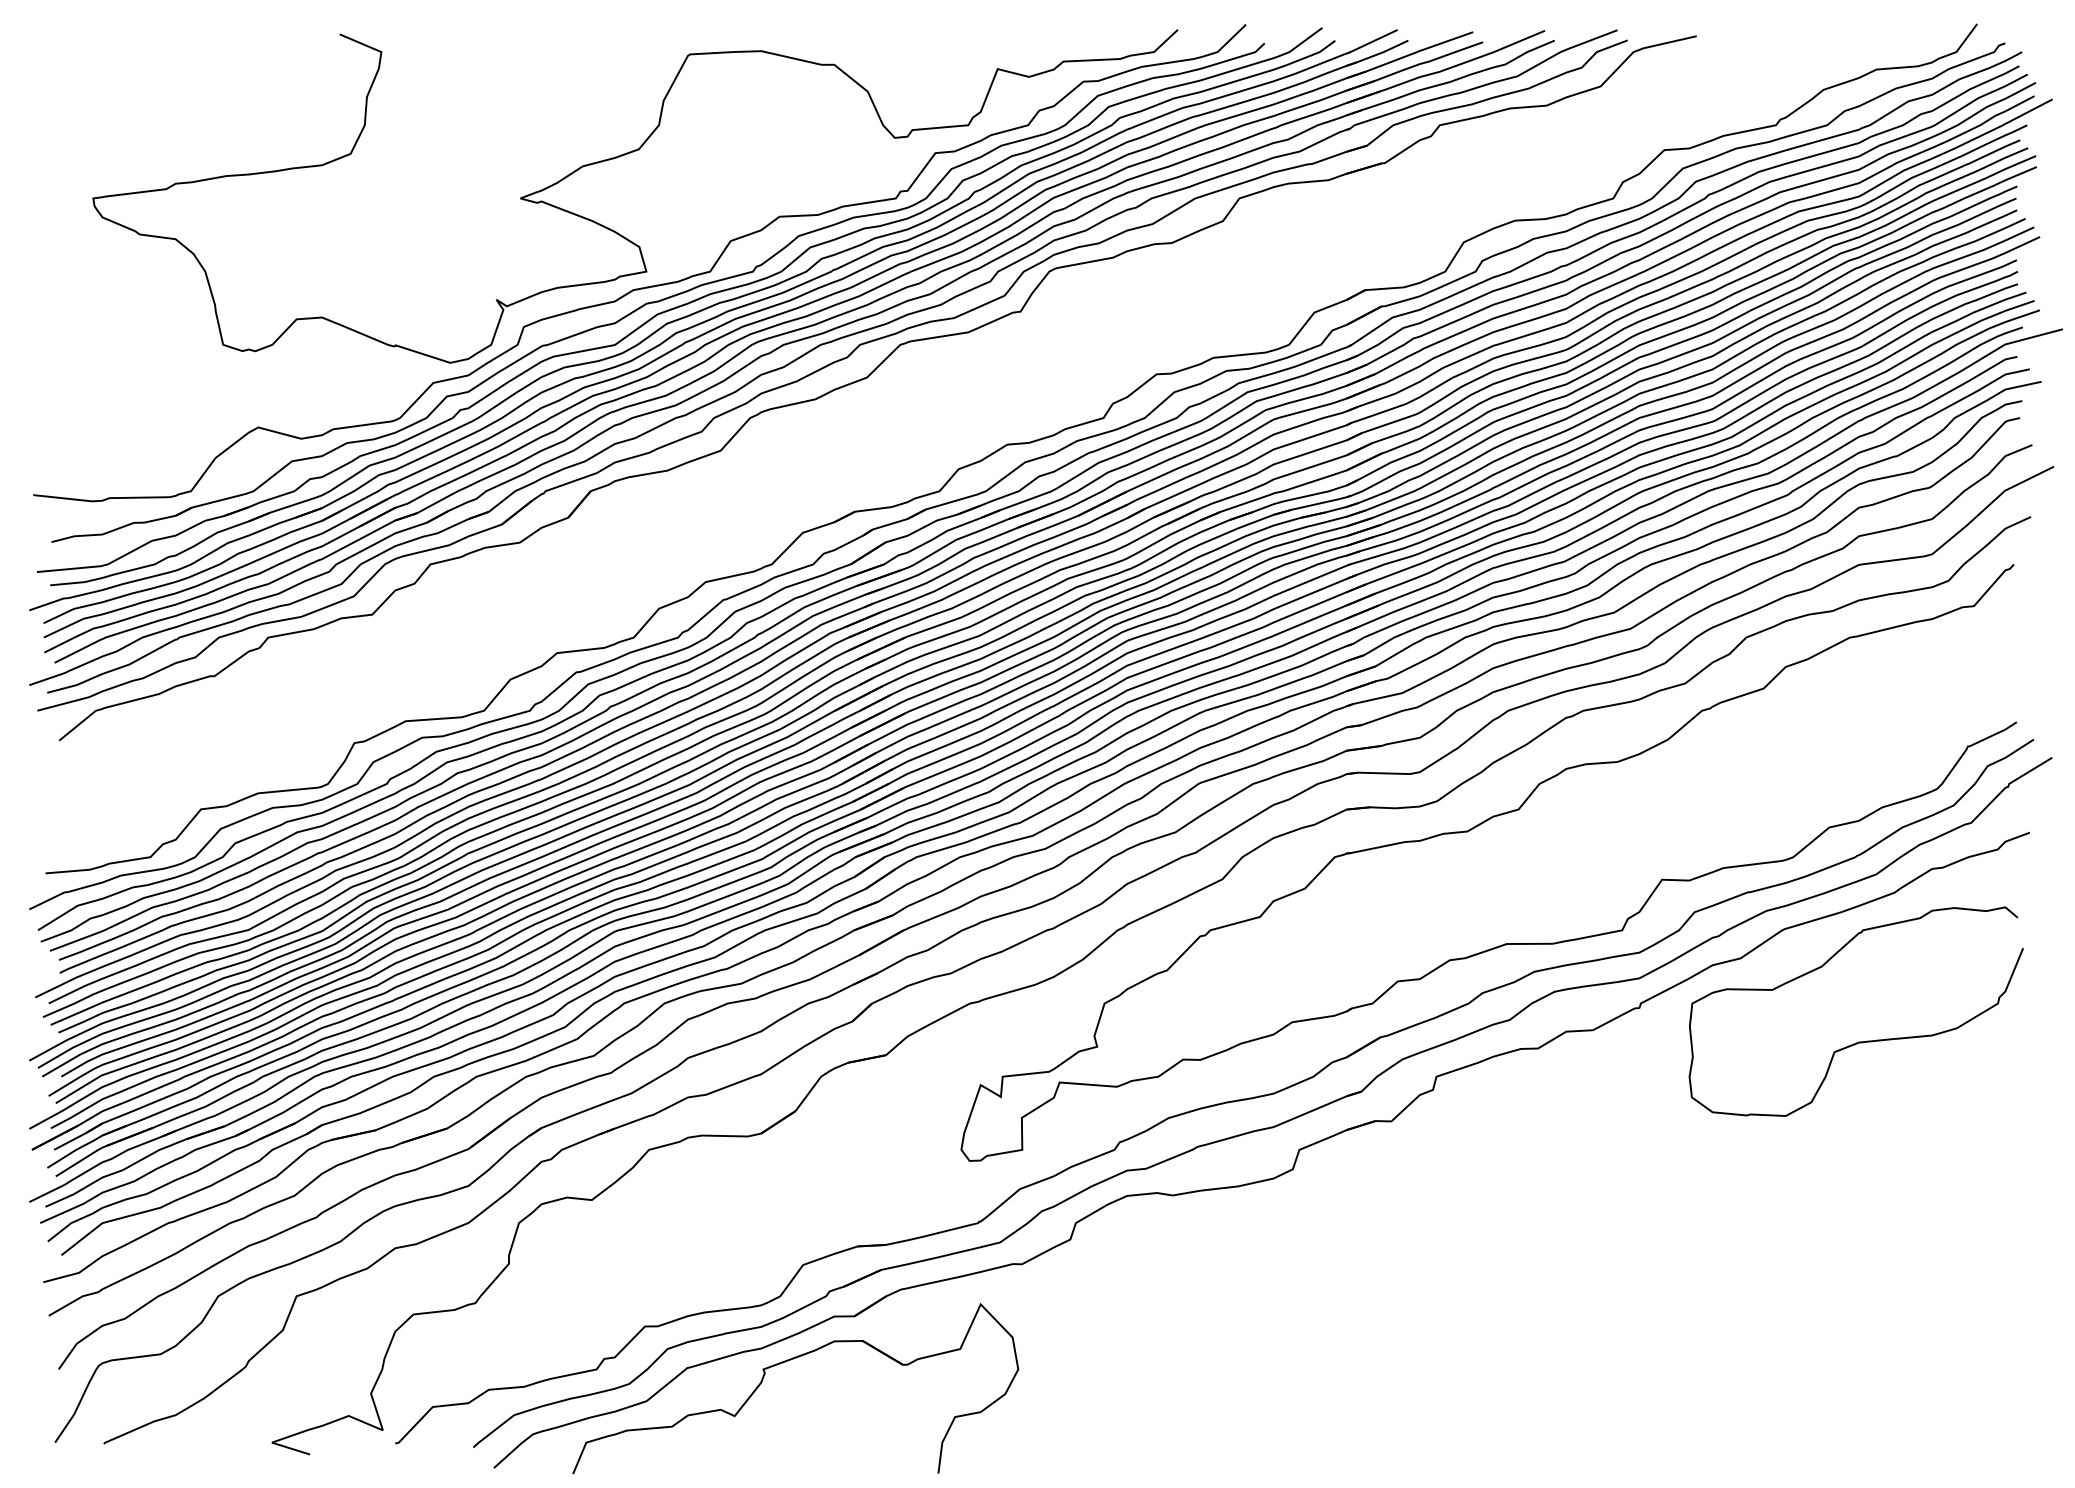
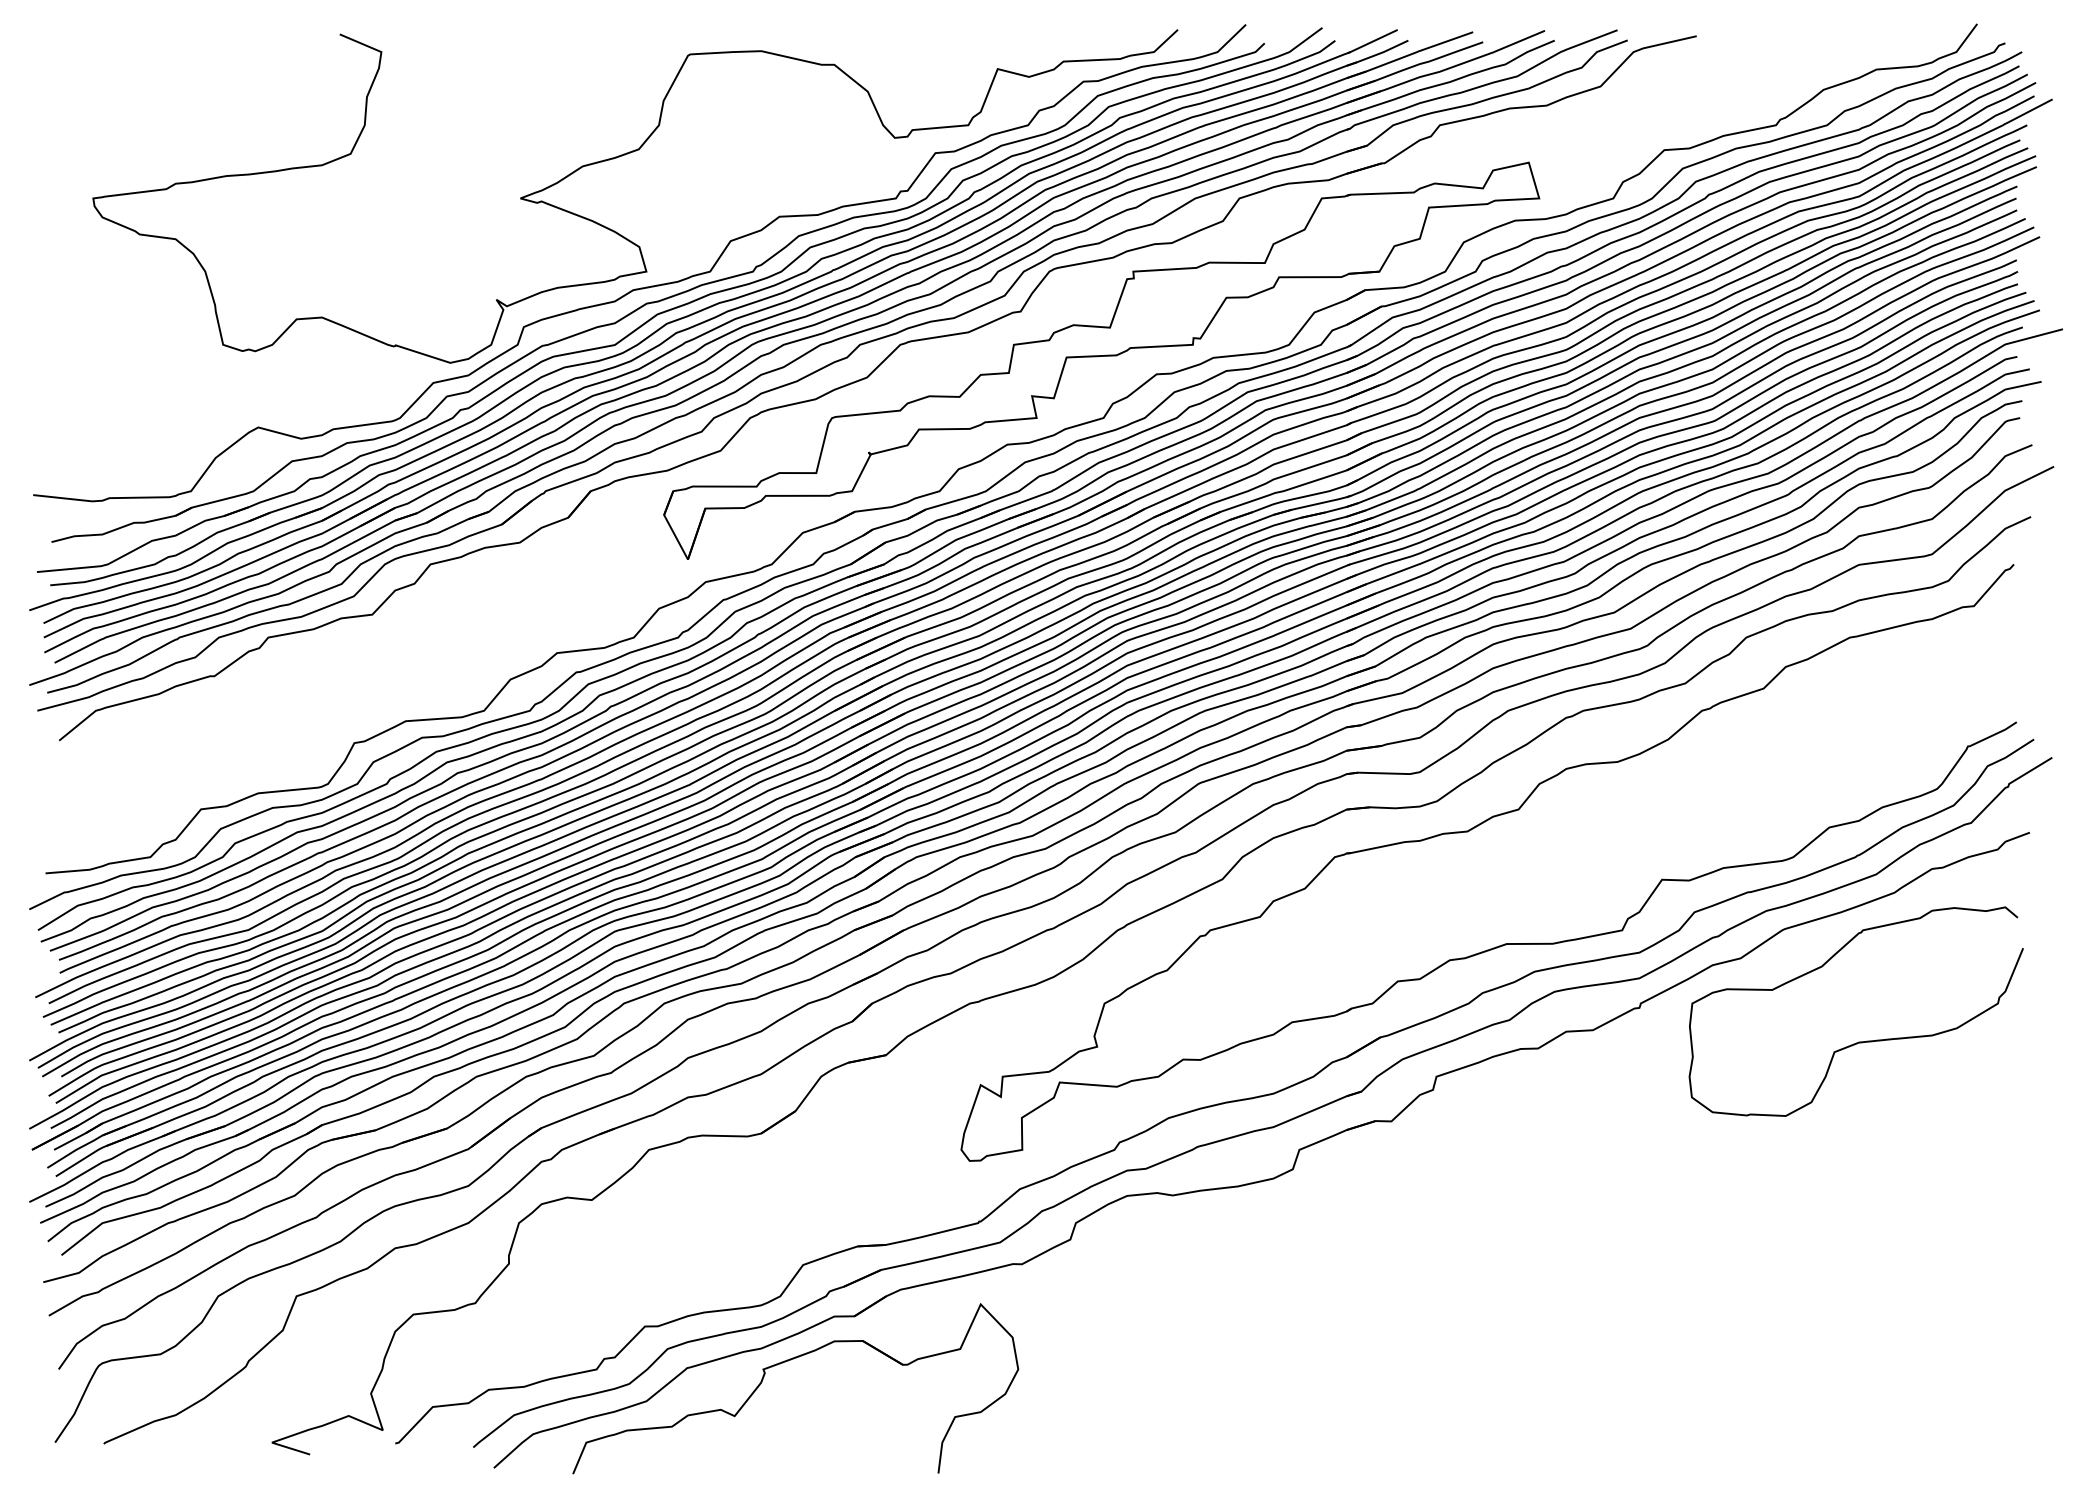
part: none -> present (1101, 360)
